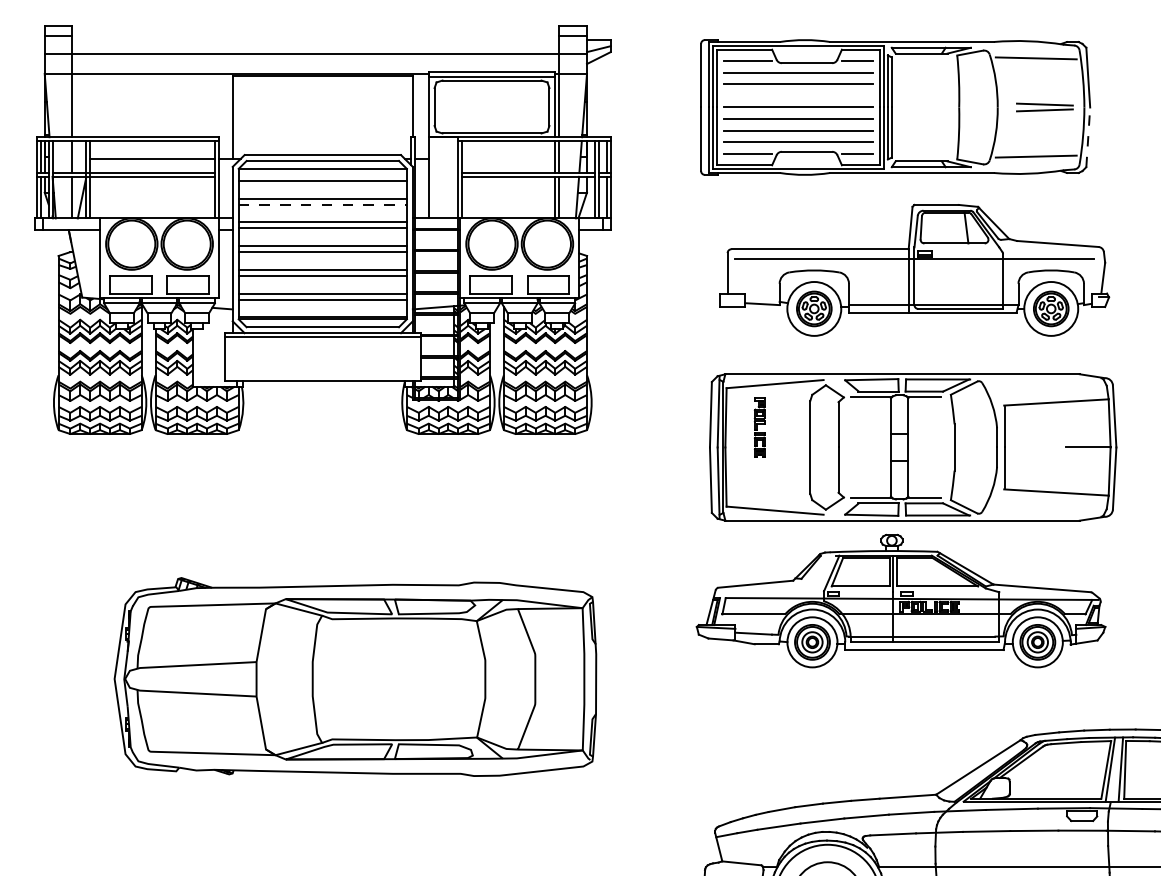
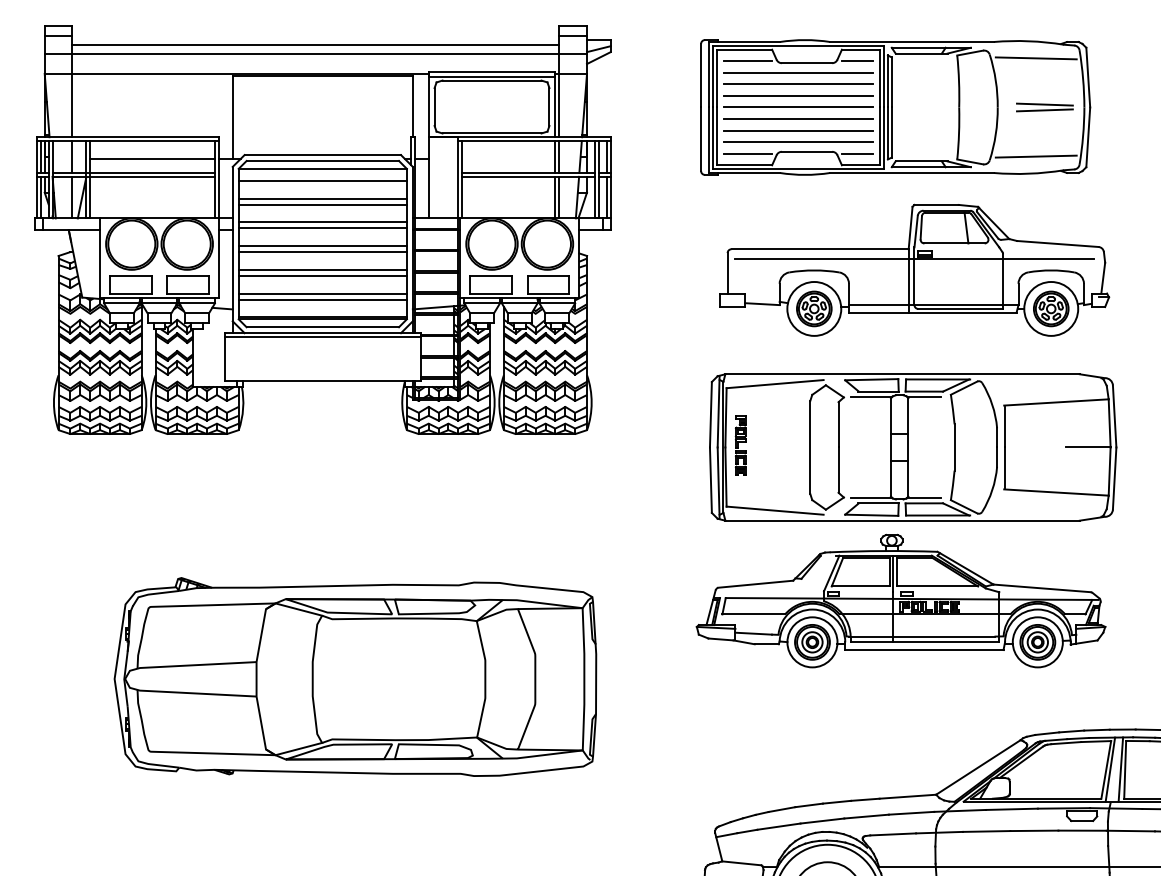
line: none -> present (315, 45)
line: none -> present (798, 95)
line: dashed -> solid (1088, 137)
line: dashed -> solid (323, 204)
part position: (759, 427) -> (740, 445) (740, 445)
